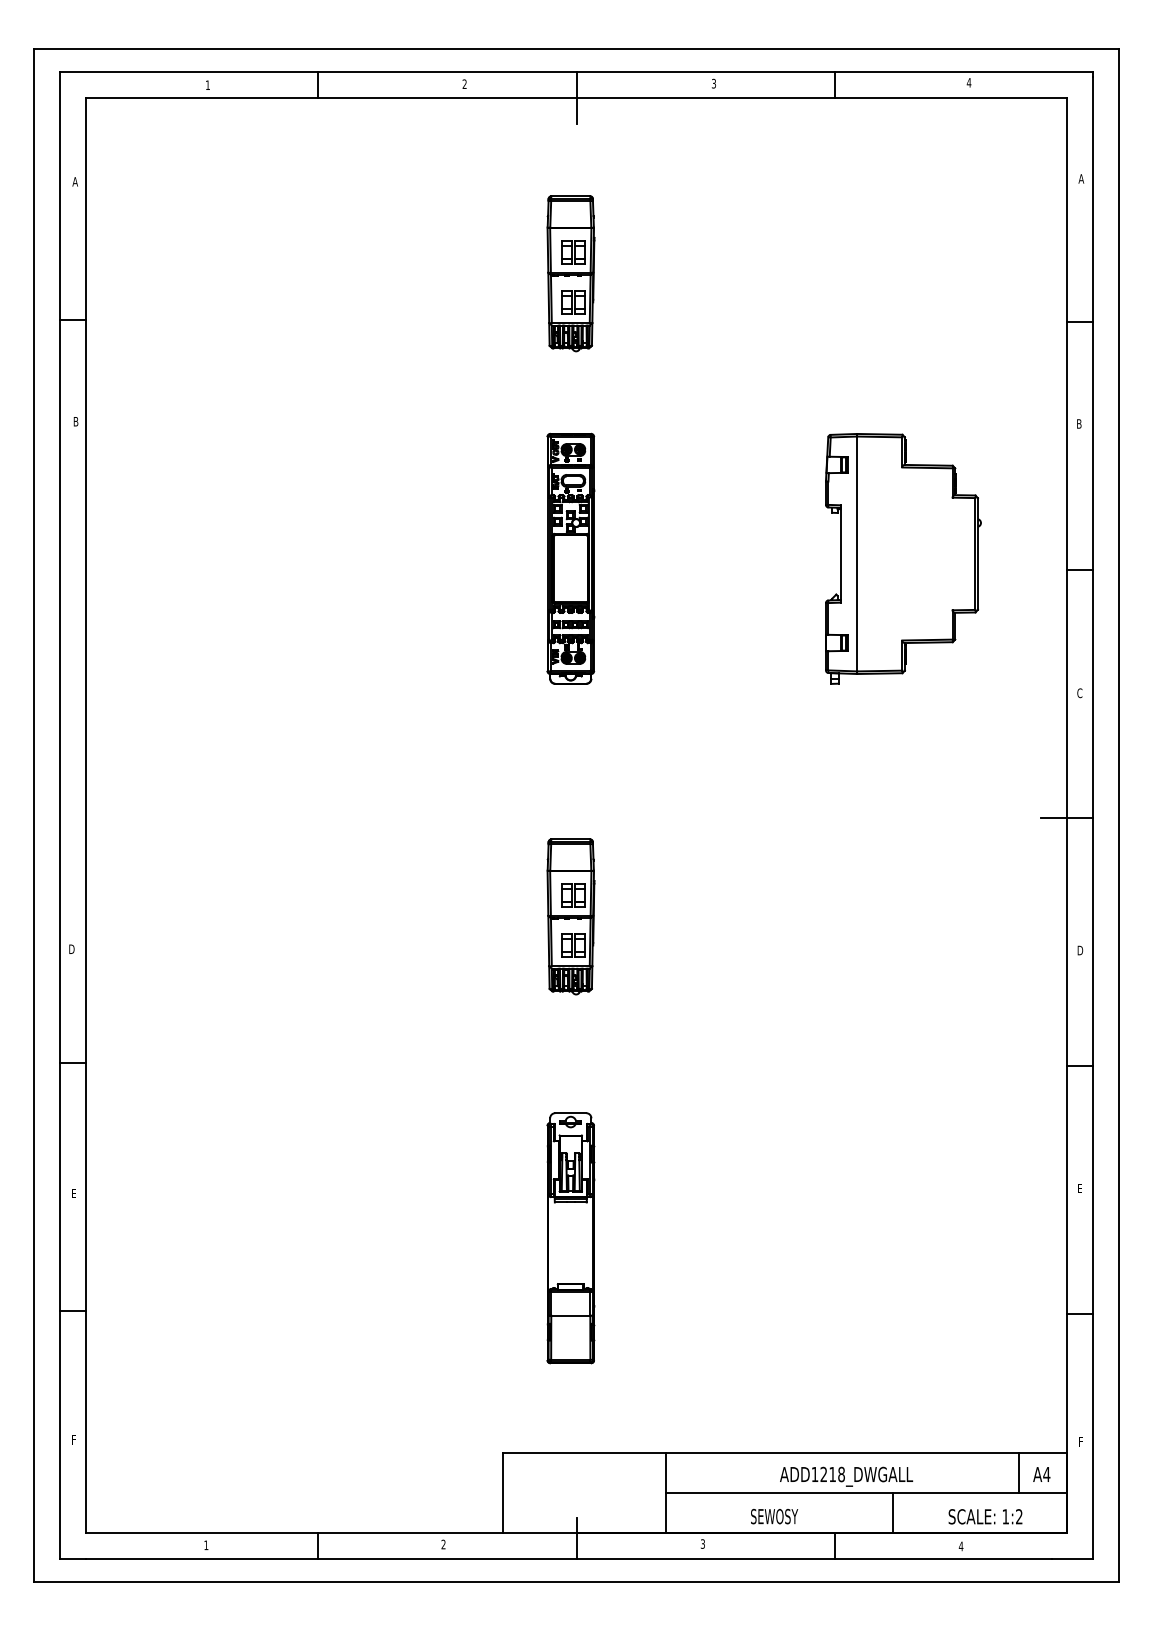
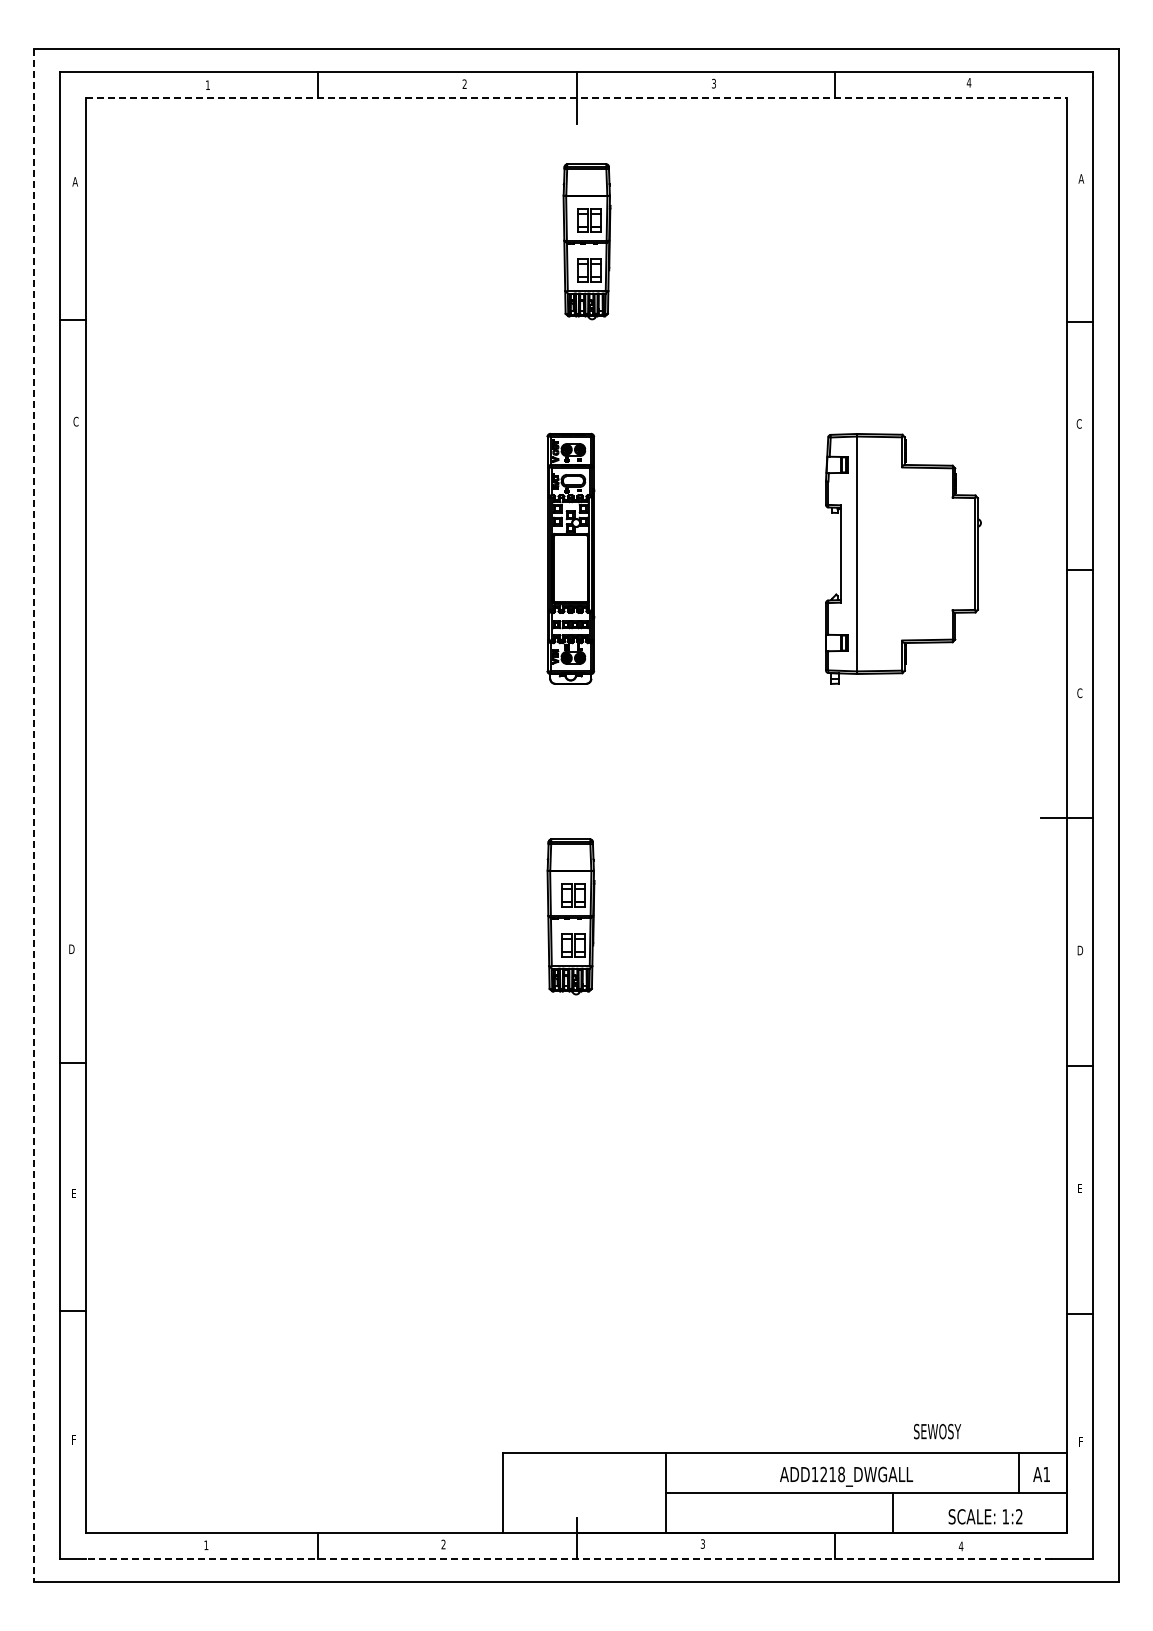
line: solid -> dashed (577, 97)
part position: (570, 273) -> (586, 241) (586, 241)
text: B -> C (75, 421)
text: B -> C (1078, 423)
line: solid -> dashed (34, 815)
part: present -> none (570, 1238)
text: A4 -> A1 (1046, 1474)
text position: (774, 1516) -> (937, 1431) (937, 1431)
line: solid -> dashed (568, 1558)
